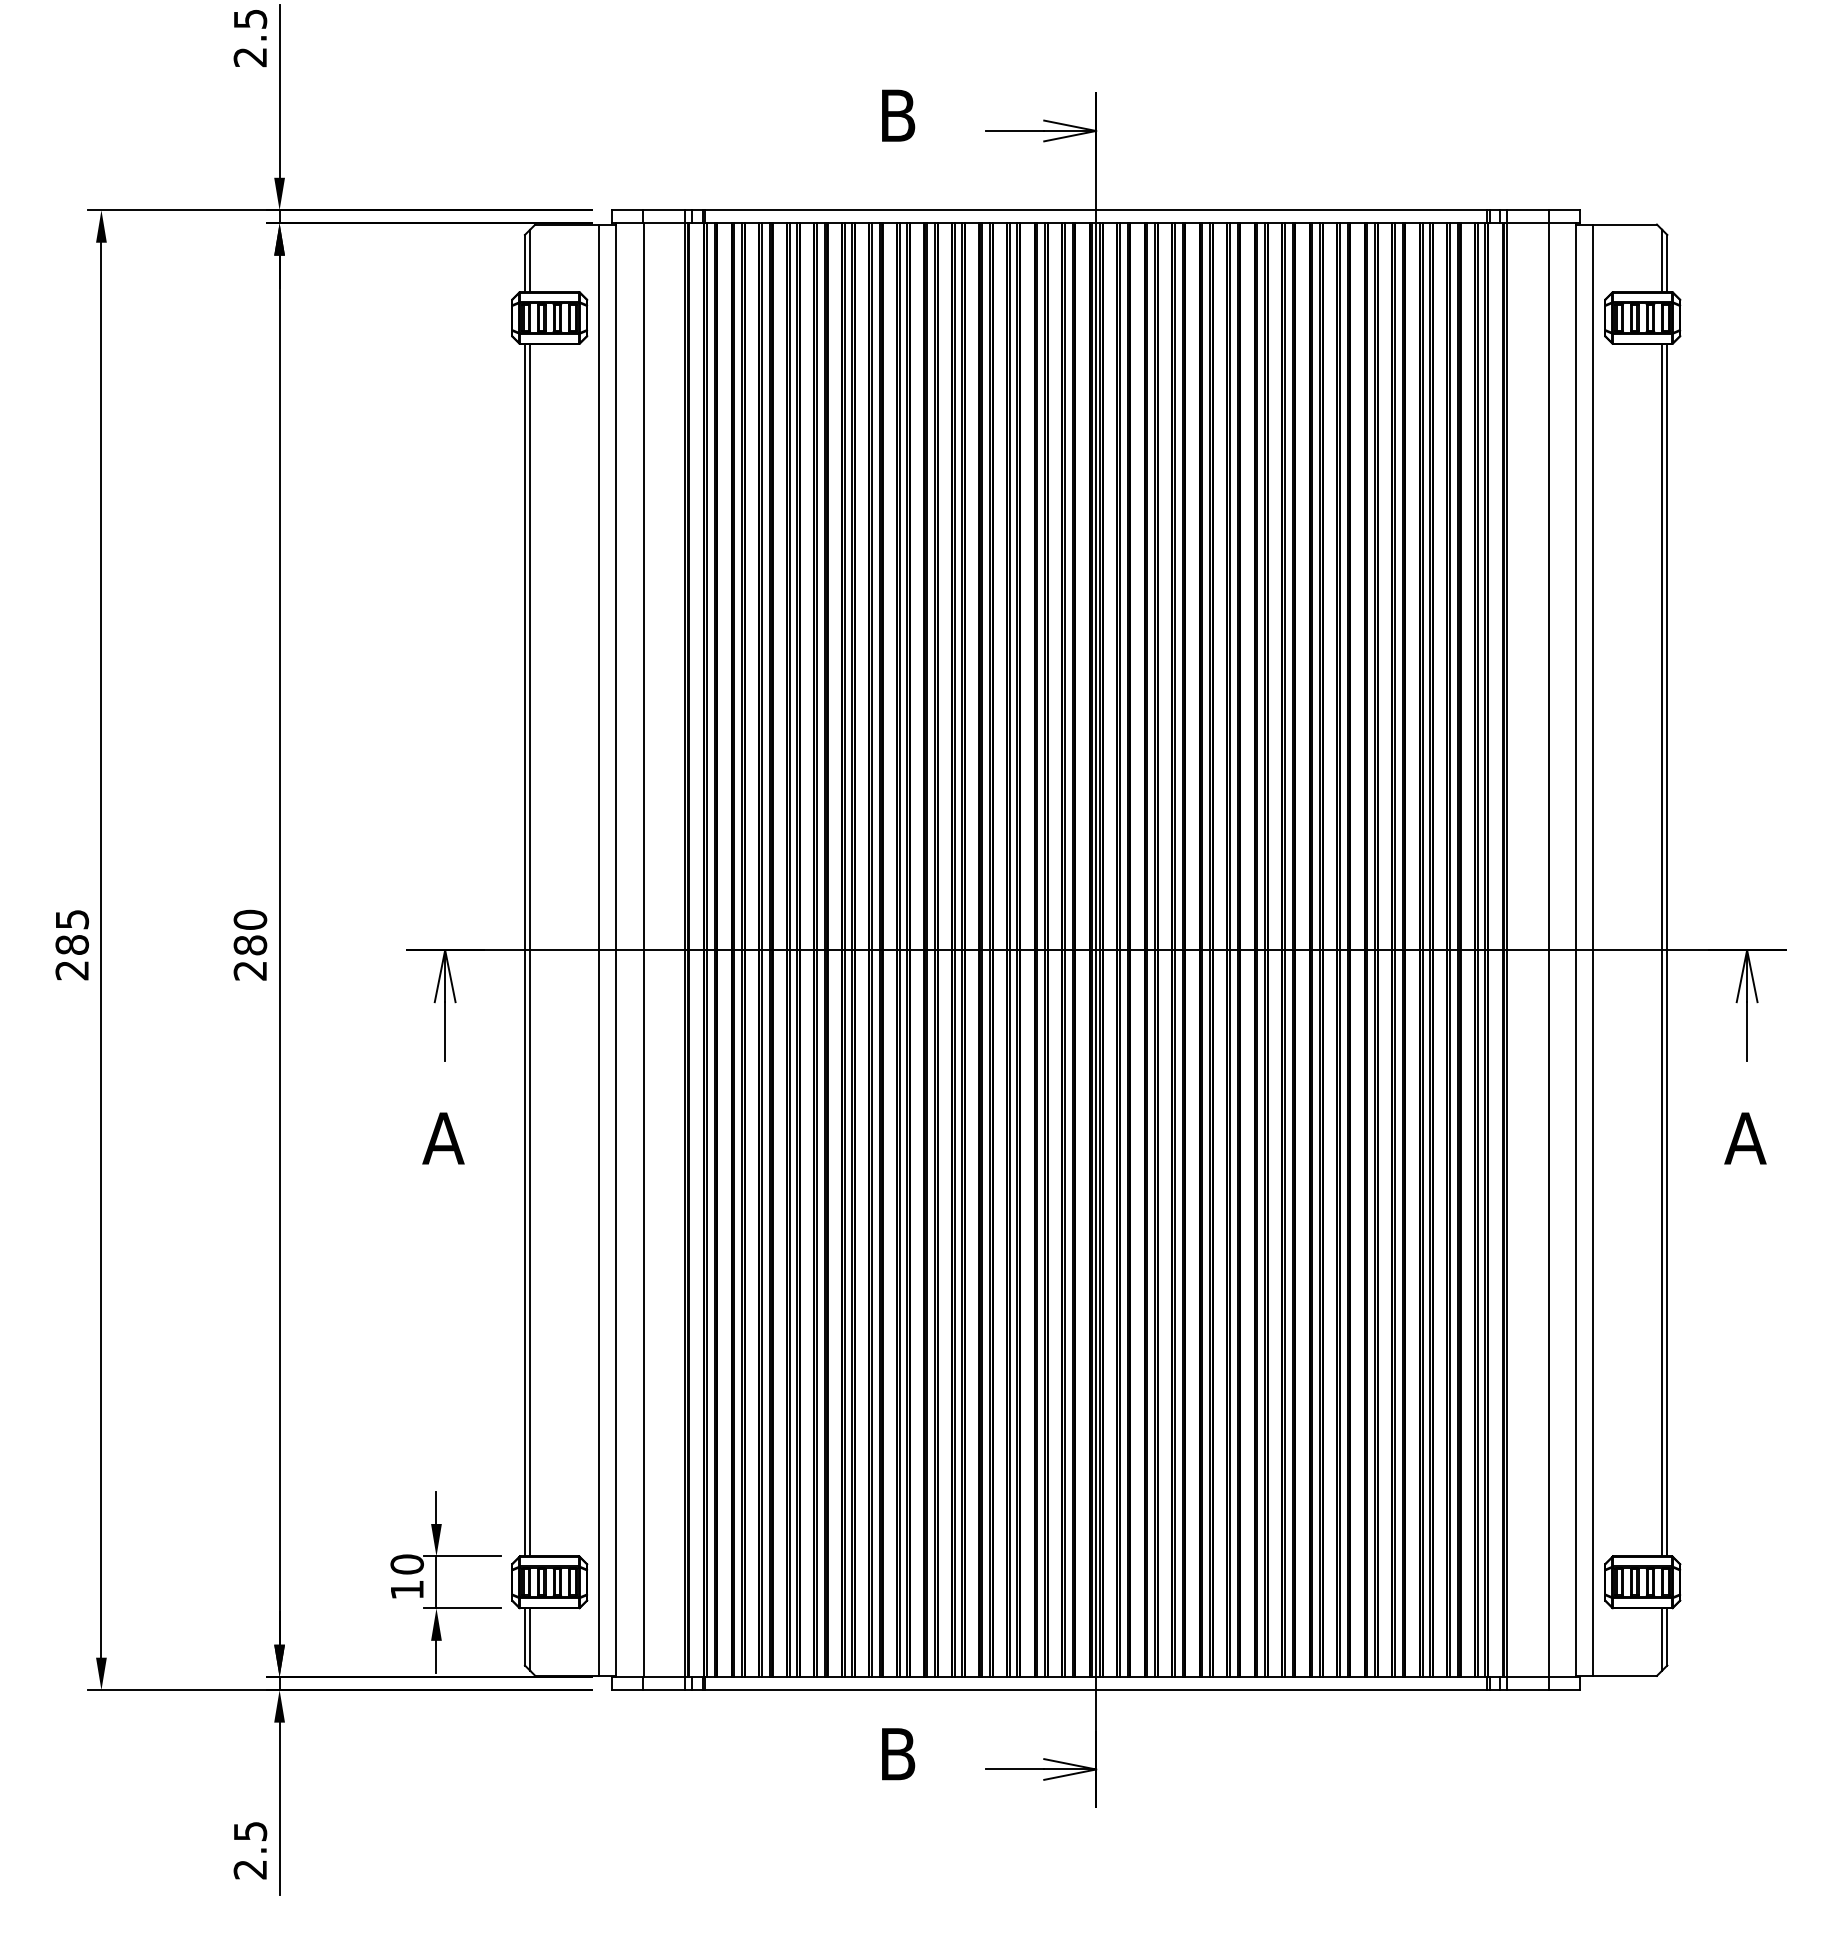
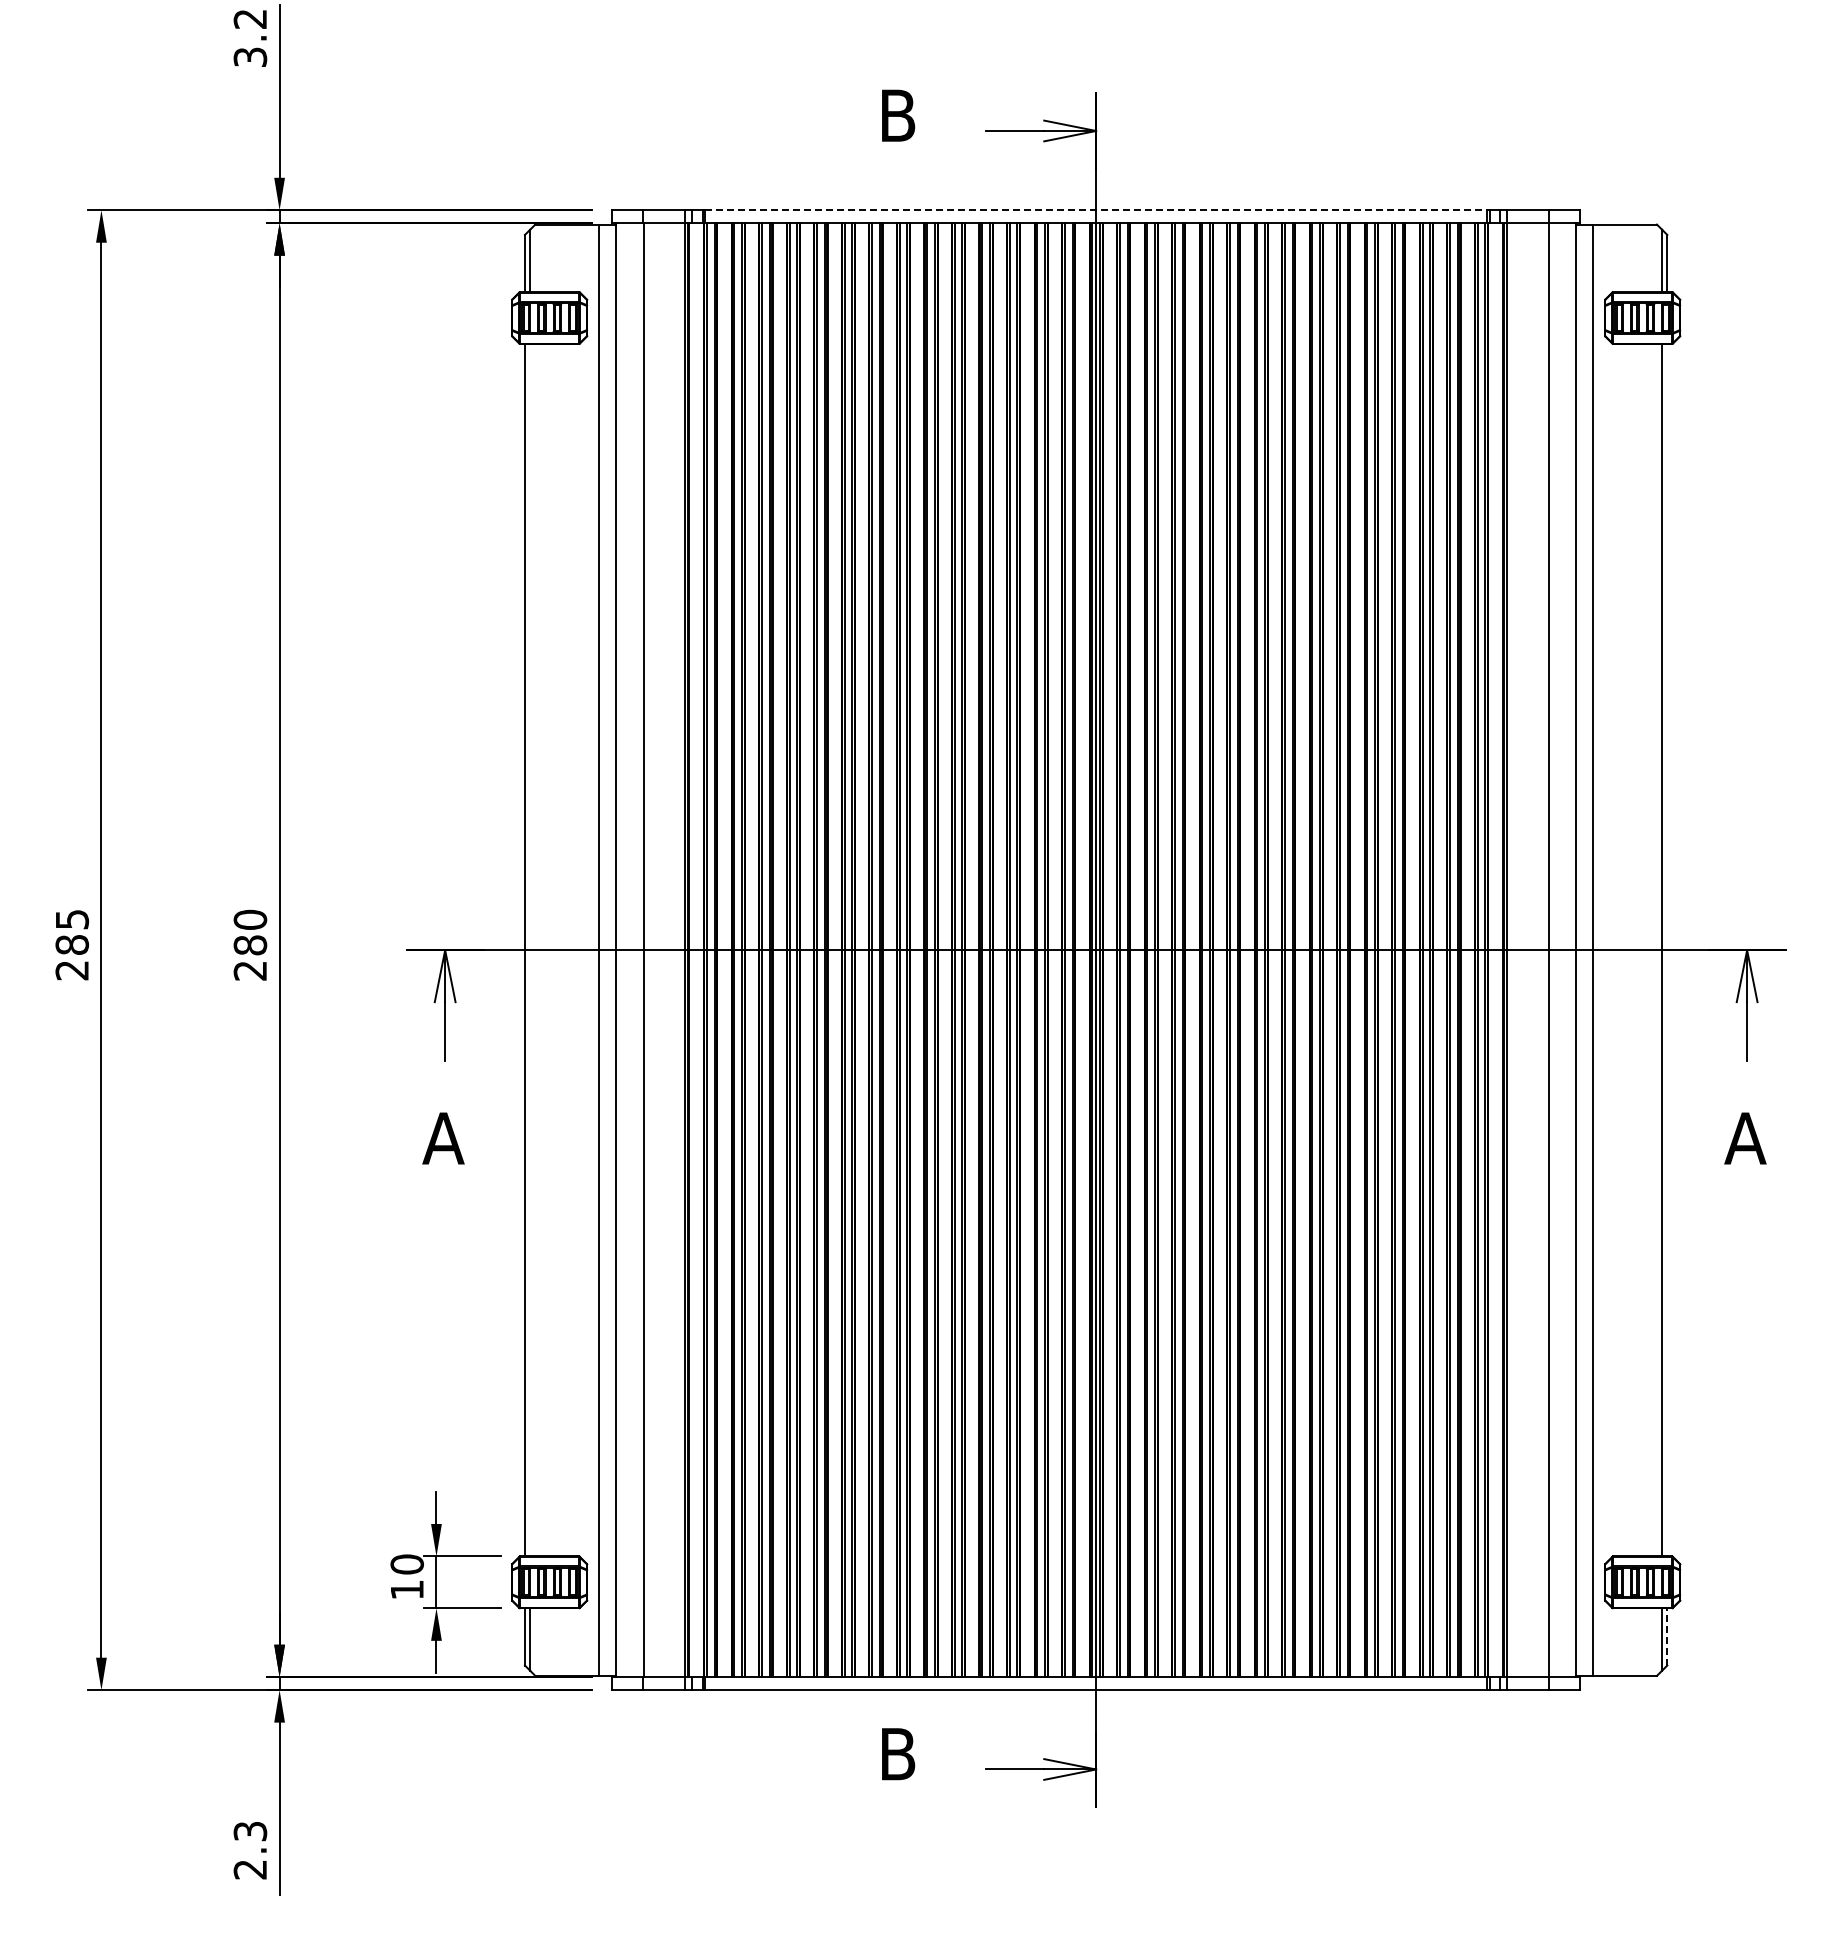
text: 2.5 -> 3.2 (250, 38)
line: solid -> dashed (1096, 210)
line: present -> none (530, 950)
line: present -> none (1667, 950)
line: solid -> dashed (1667, 1636)
text: 2.5 -> 2.3 (249, 1831)
